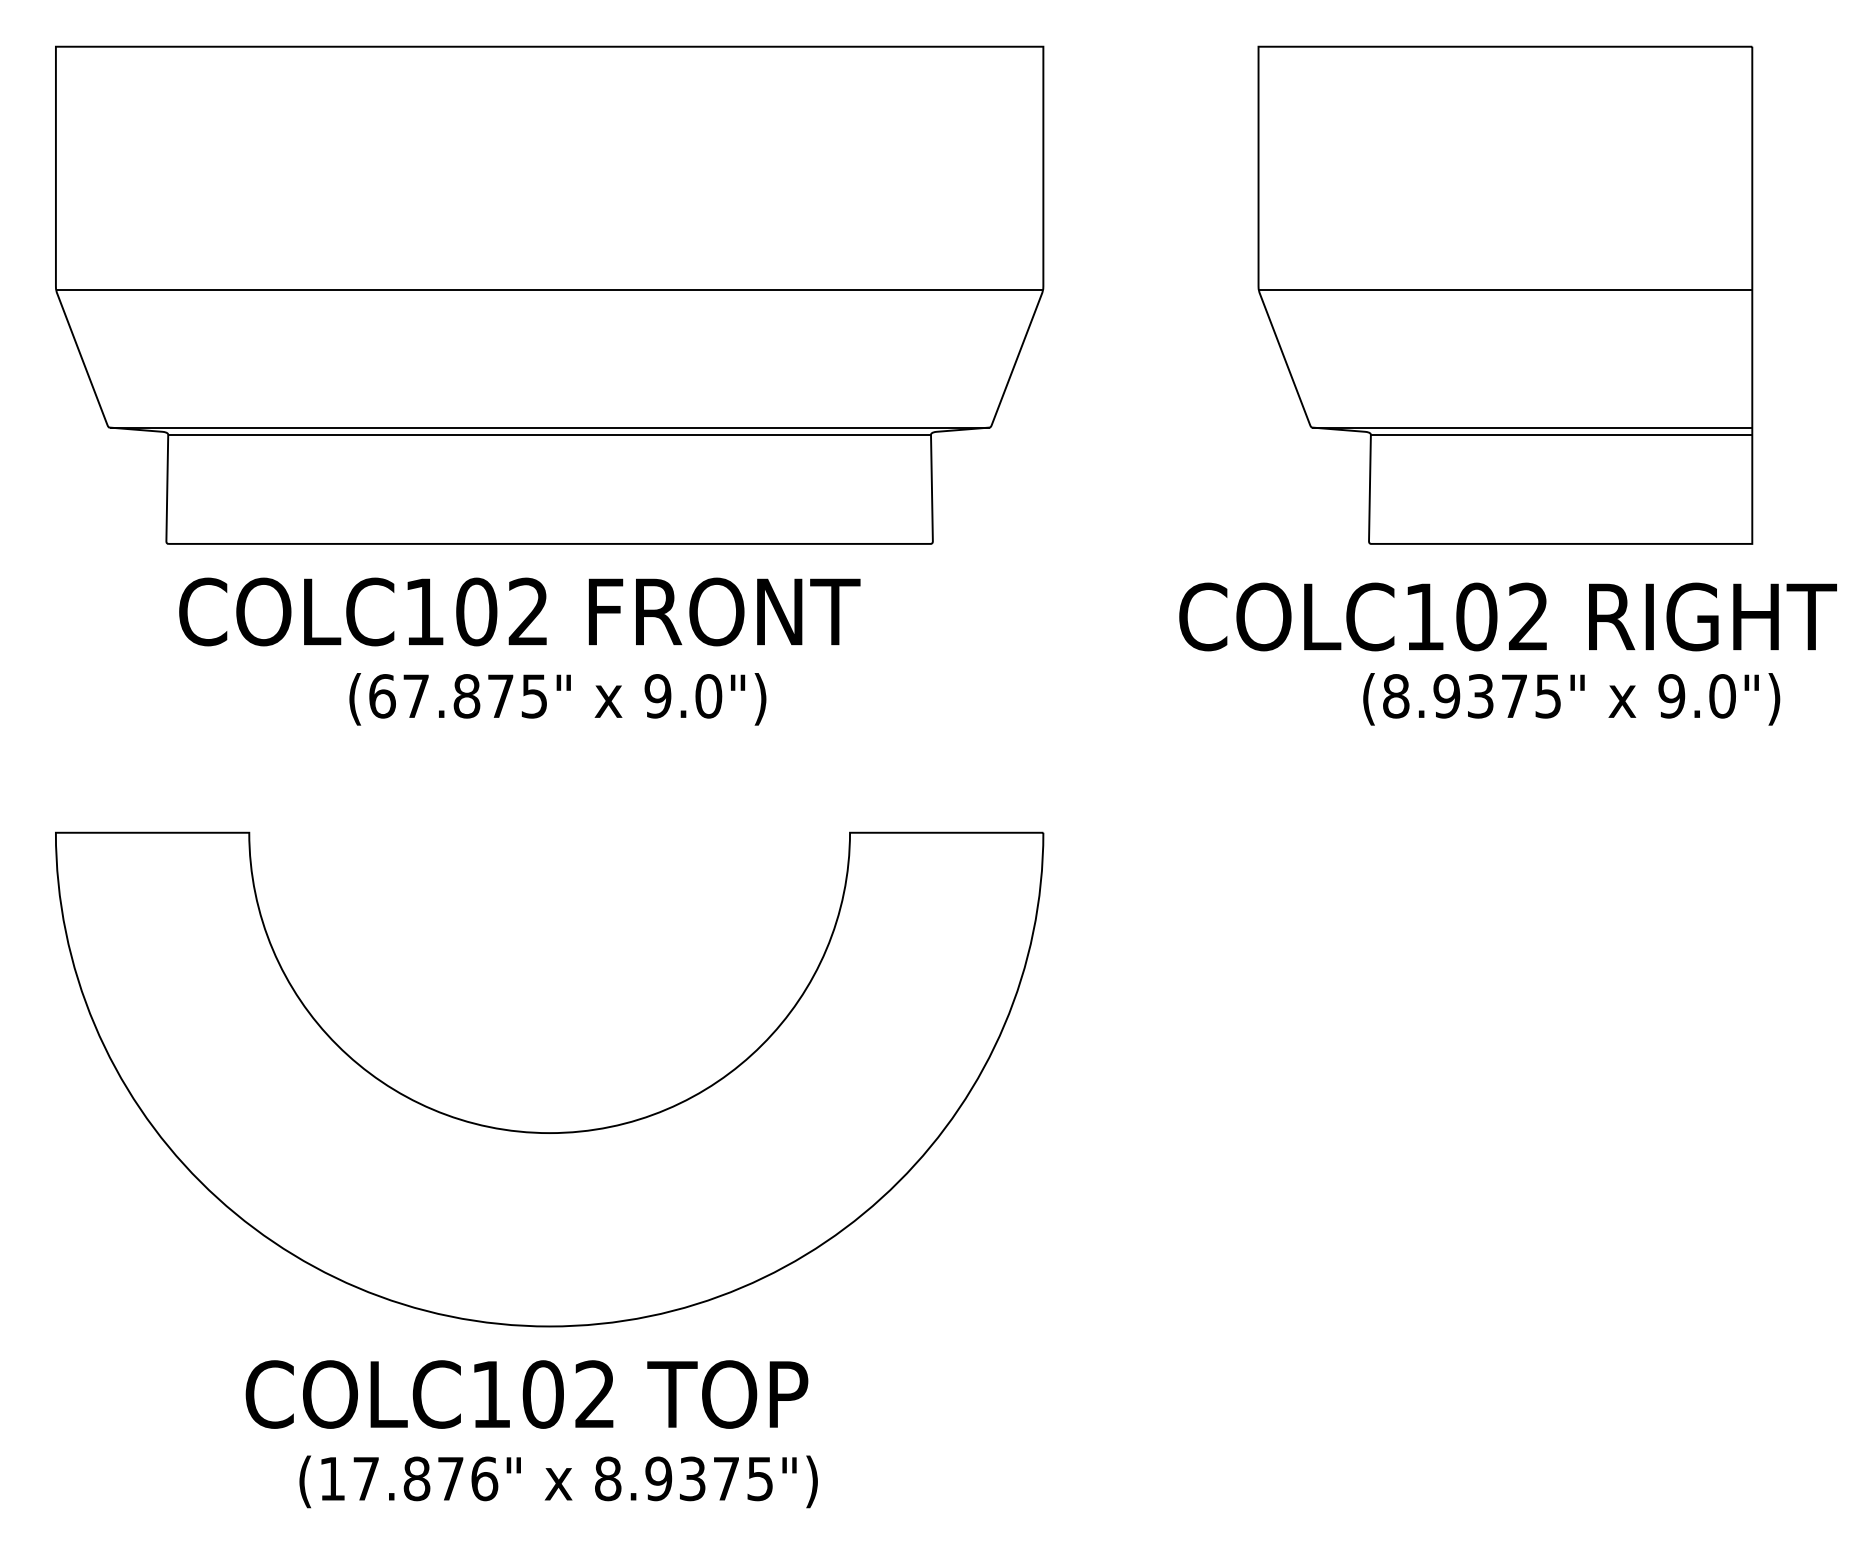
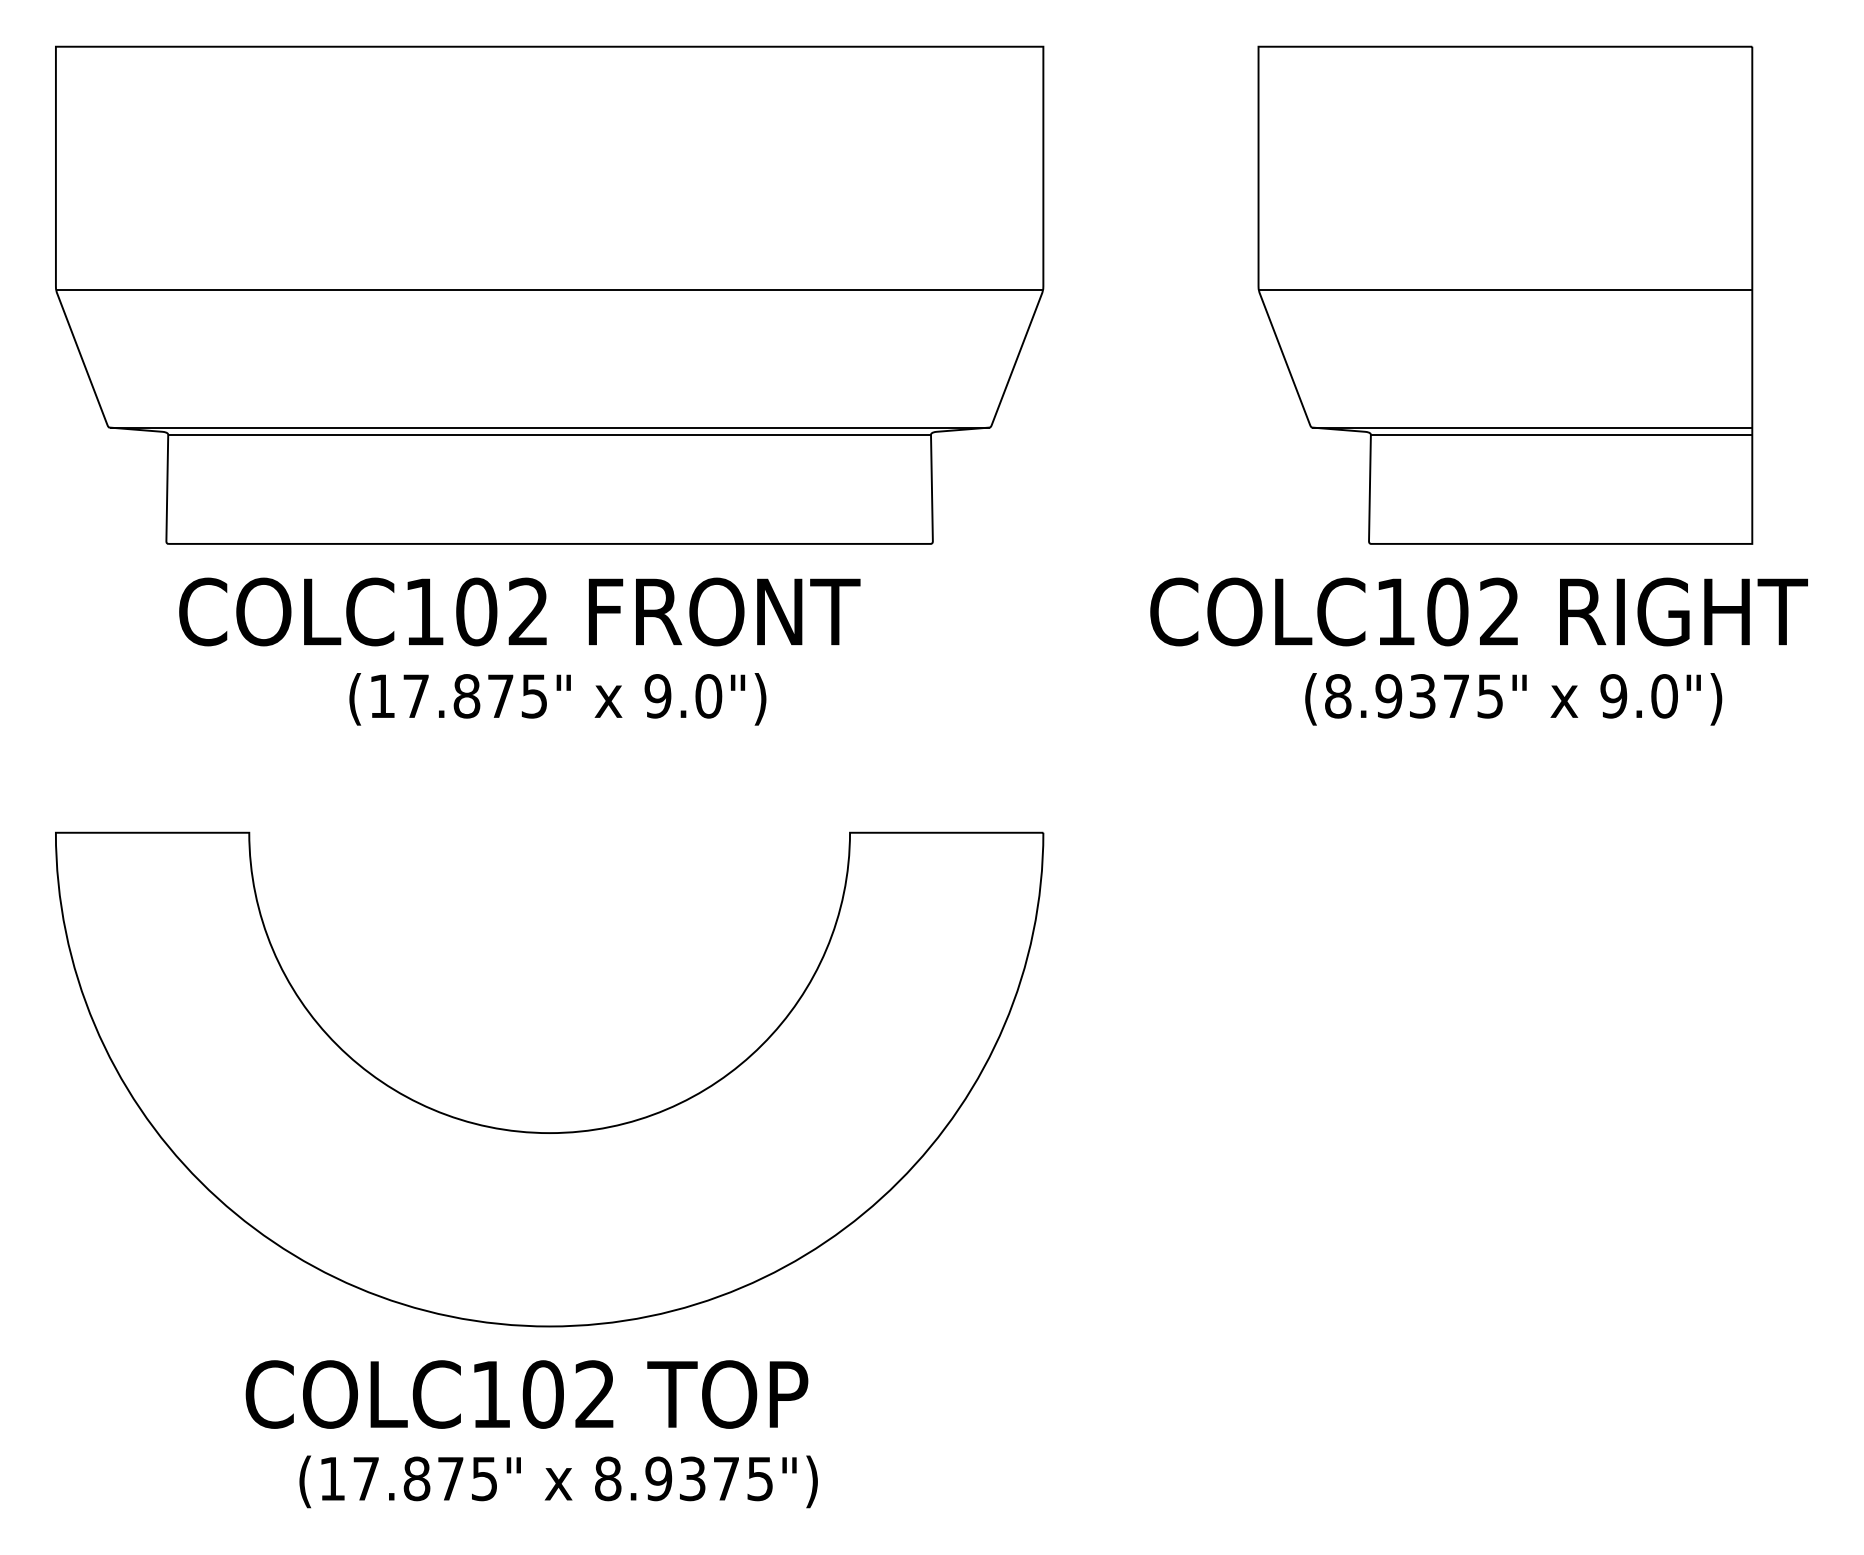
text position: (1507, 616) -> (1478, 611) (1478, 611)
text: (67.875" -> (17.875" (382, 696)
text position: (1571, 699) -> (1513, 699) (1513, 699)
text: (17.876" -> (17.875" (484, 1478)
